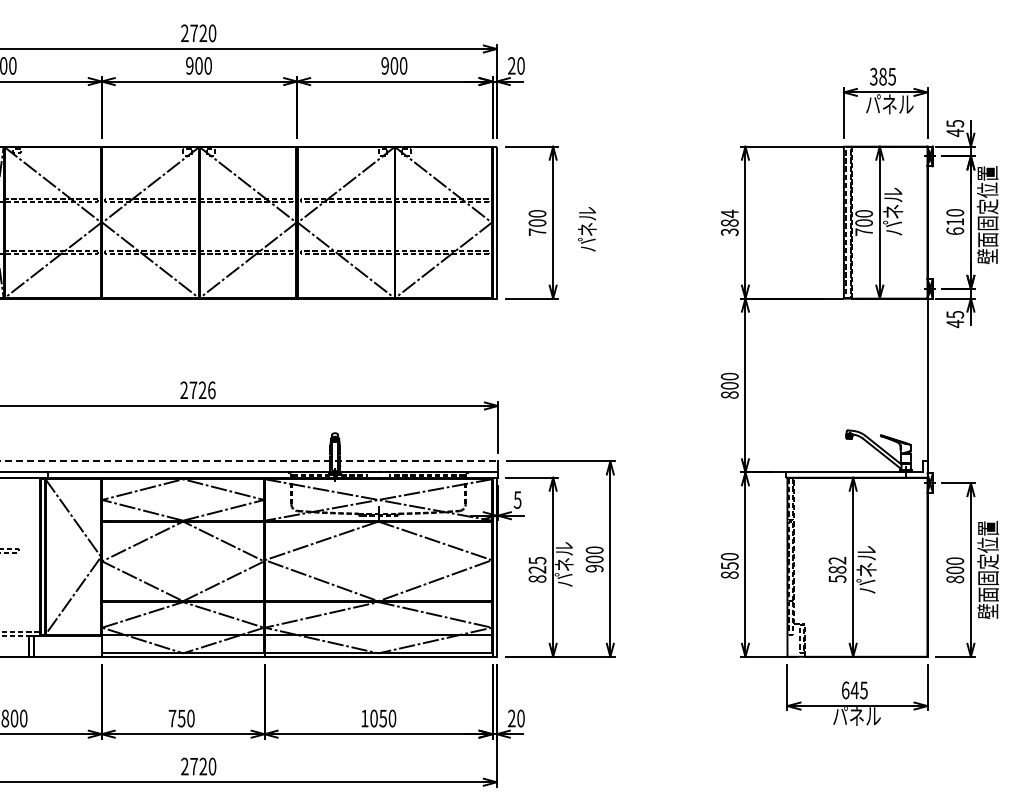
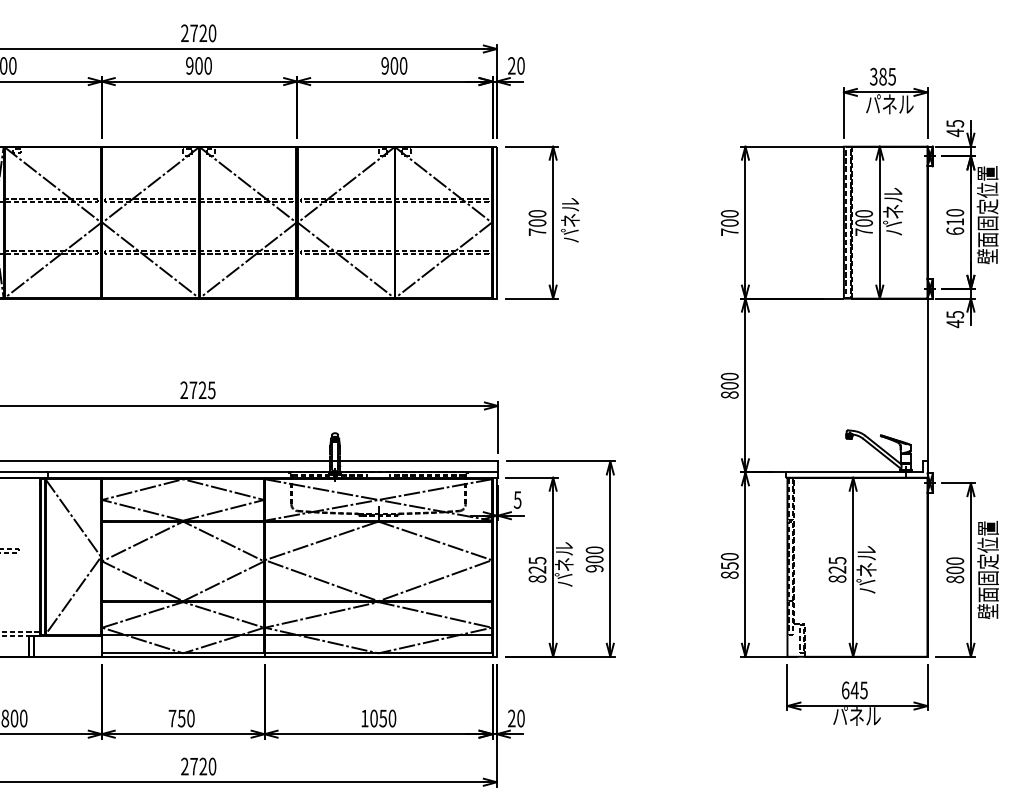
text: 384 -> 700 (729, 222)
text position: (587, 229) -> (570, 220) (570, 220)
text: 2726 -> 2725 (211, 390)
line: dashed -> solid (249, 461)
text: 582 -> 825 (837, 569)
